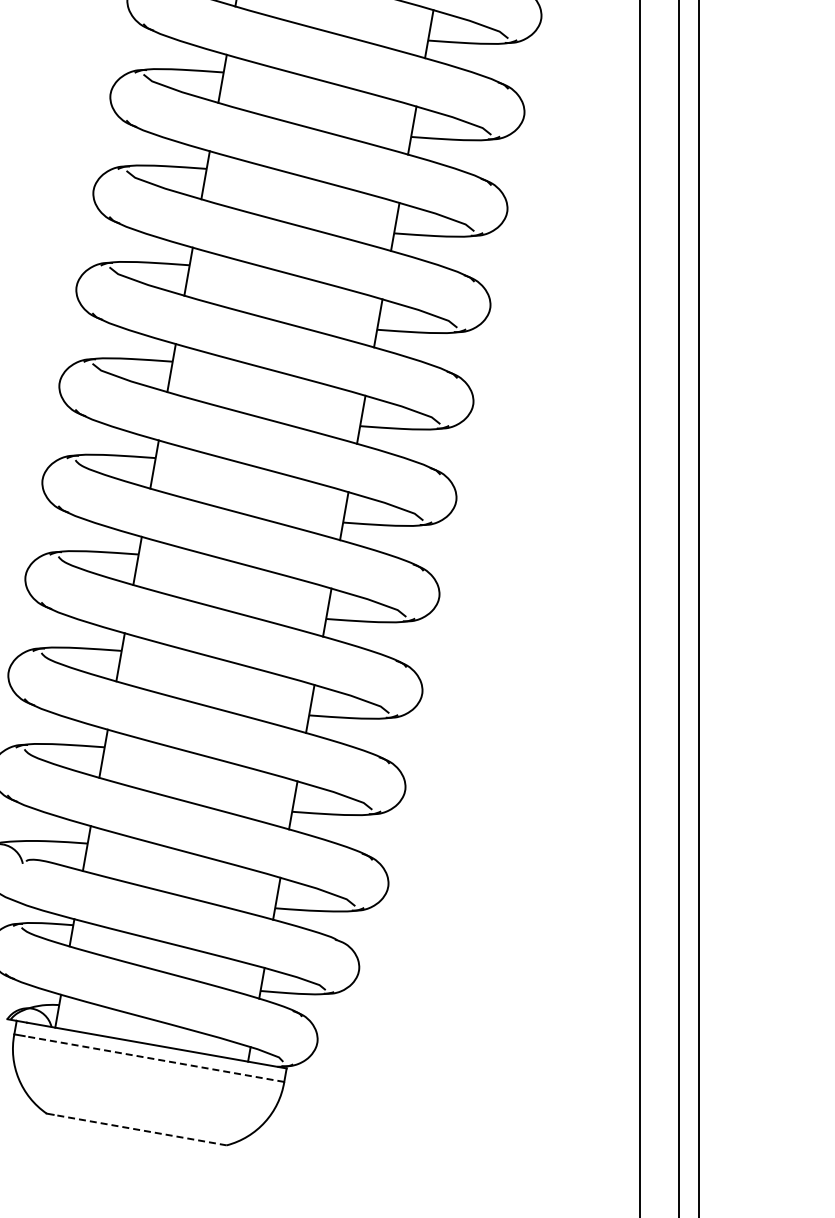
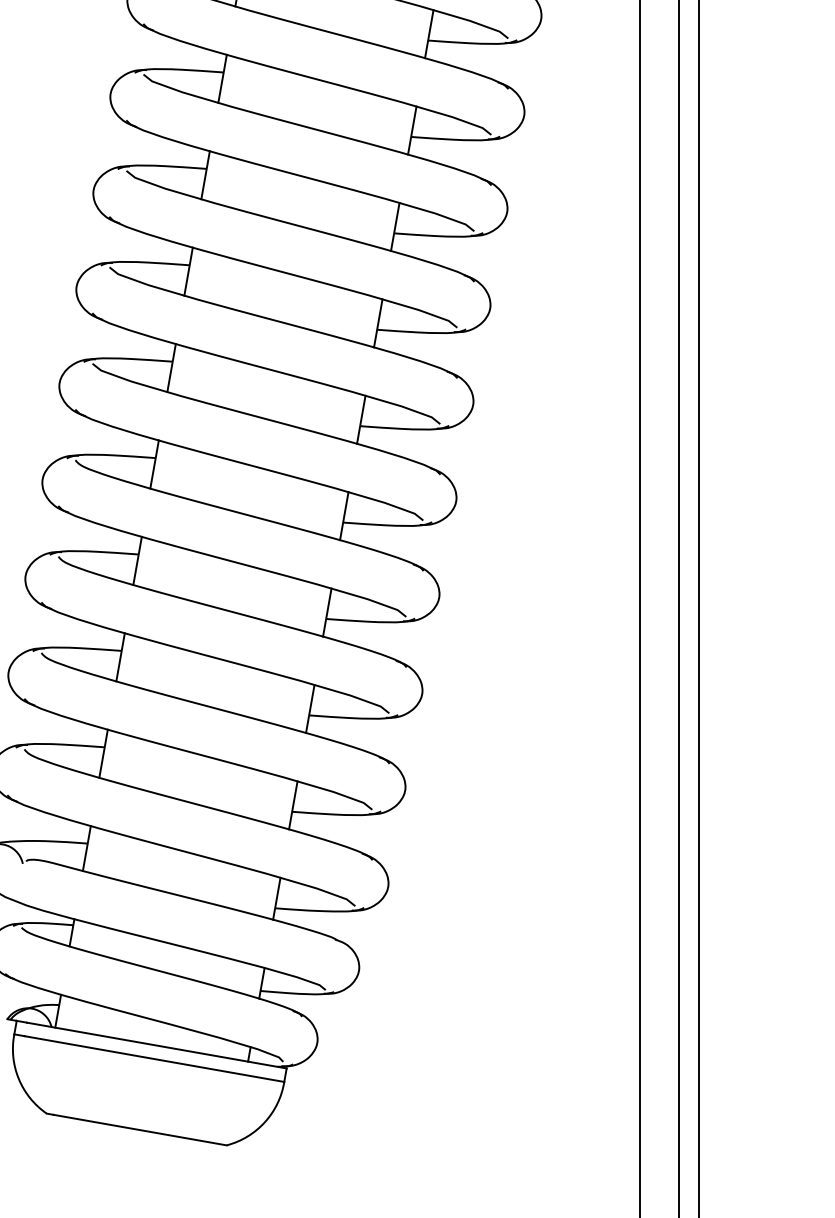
line: dashed -> solid (154, 1059)
line: dashed -> solid (140, 1130)
